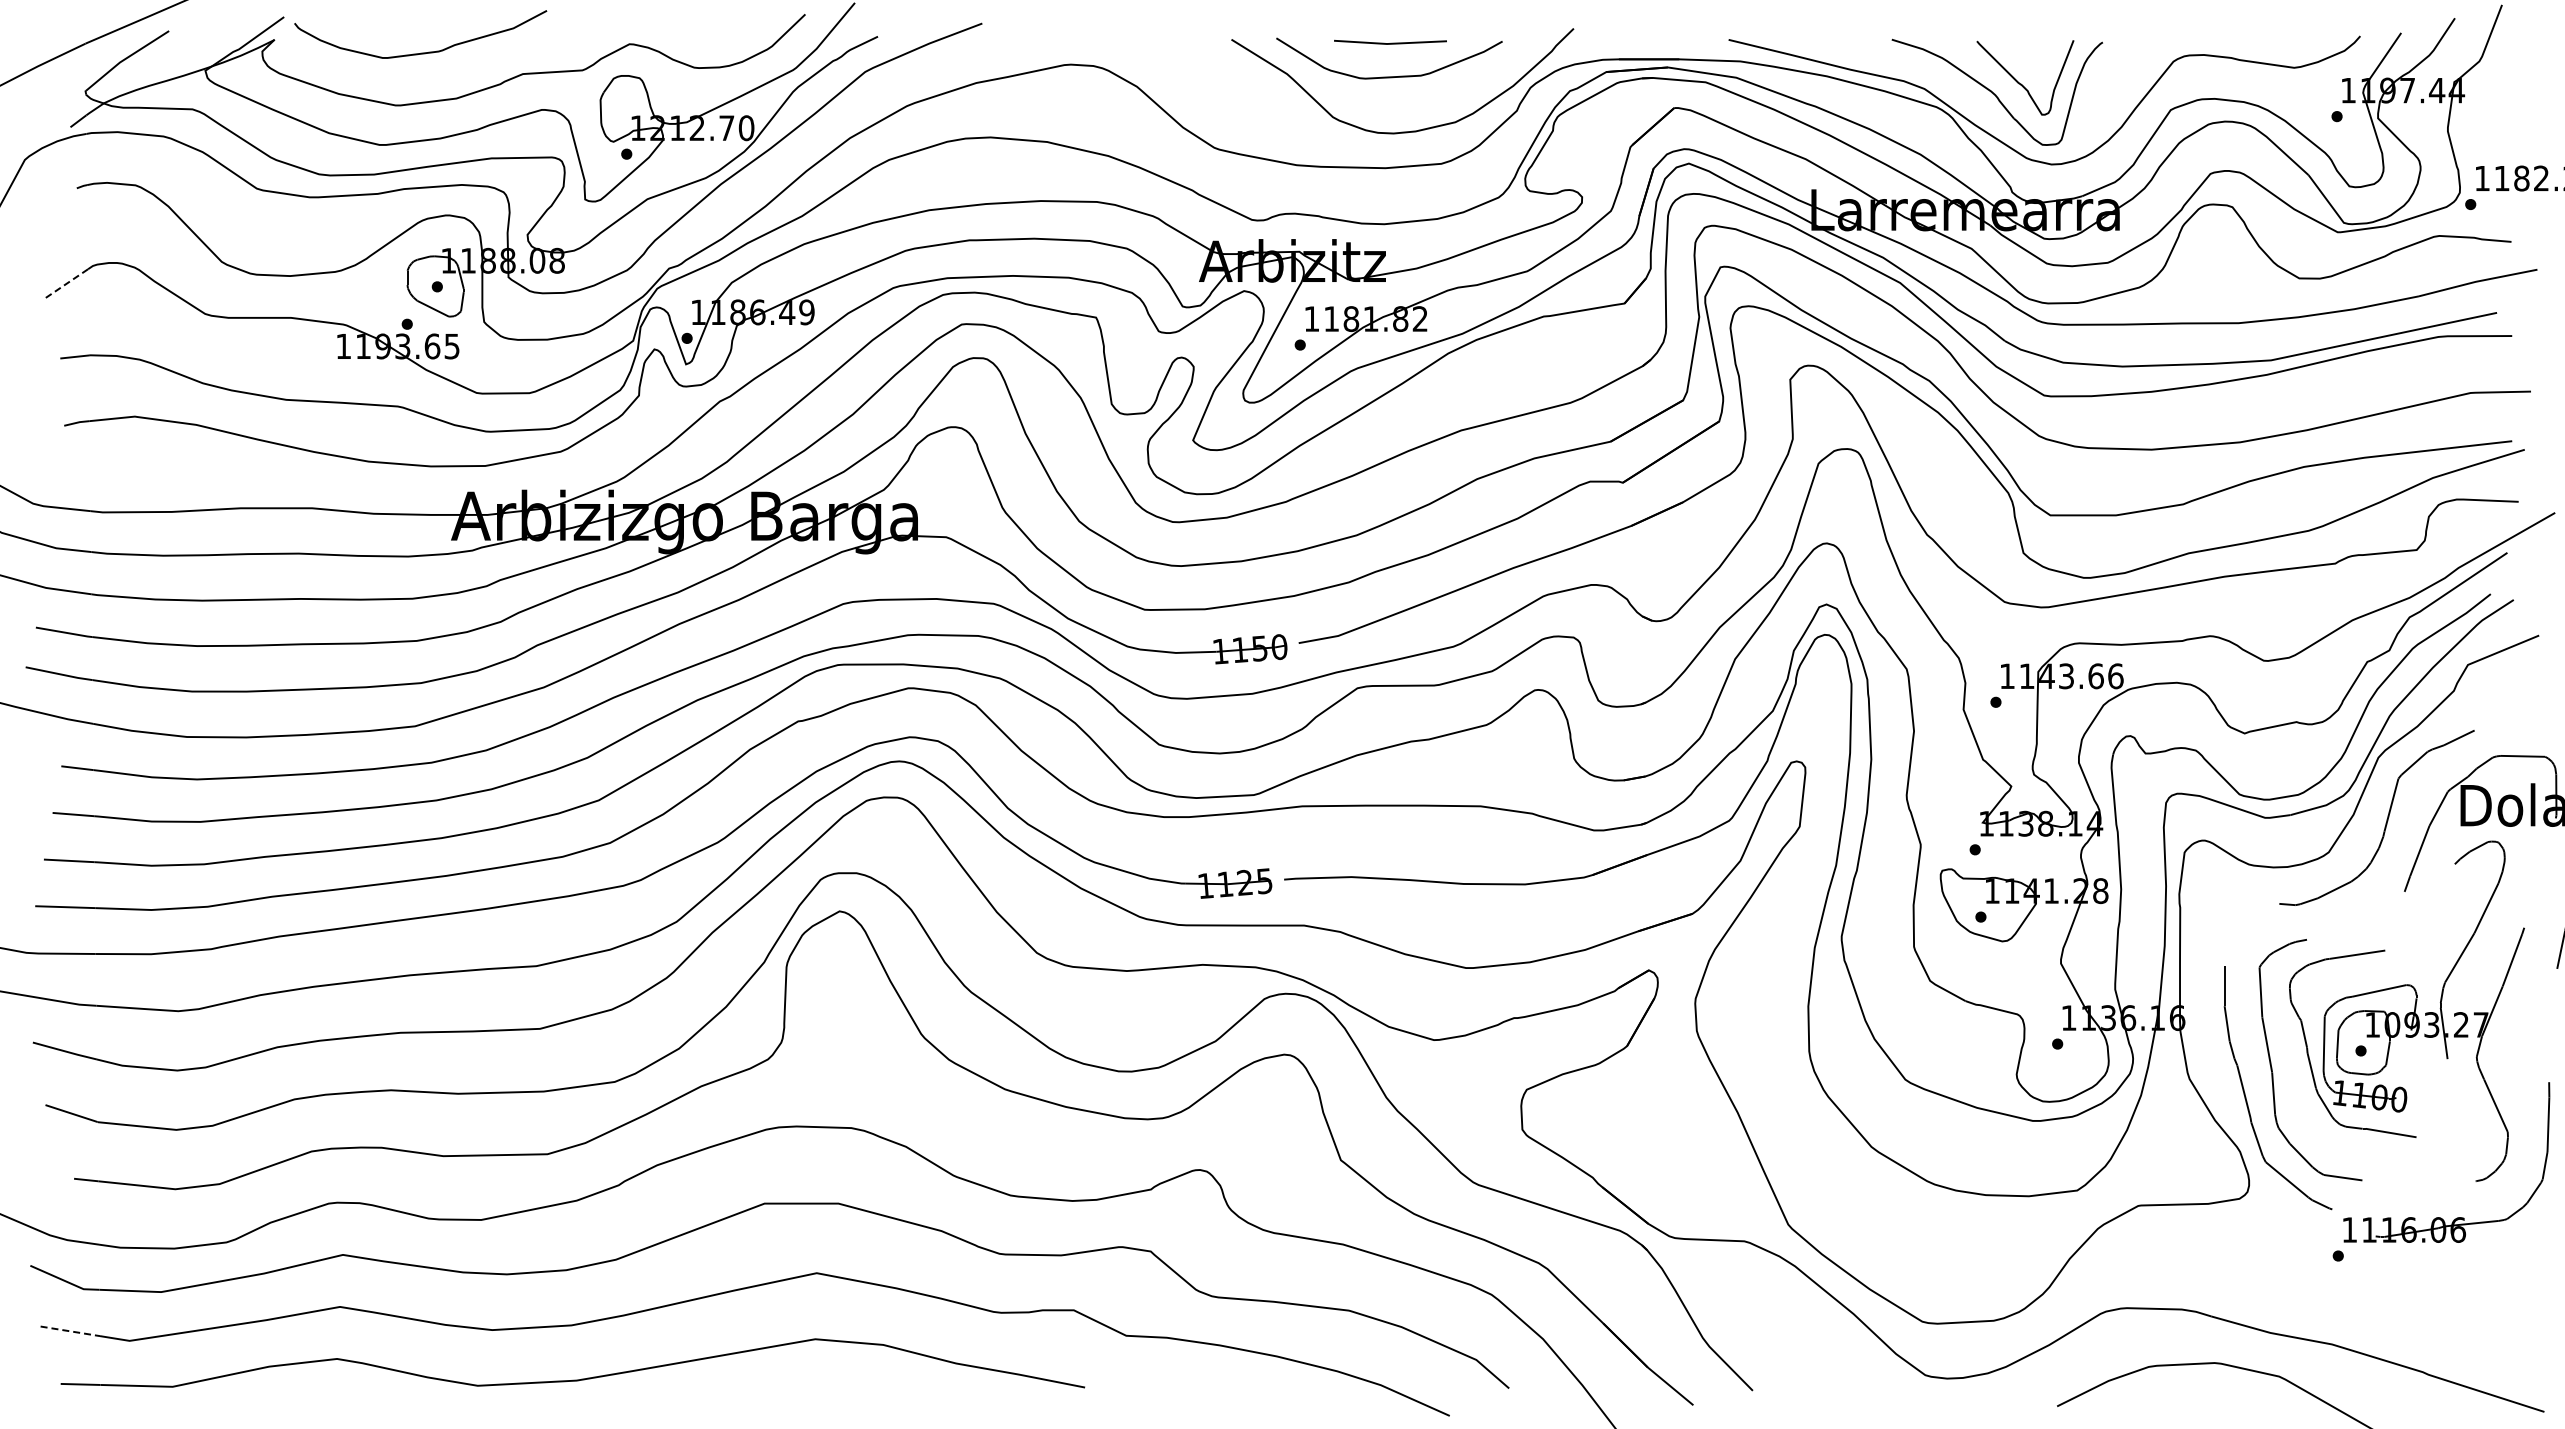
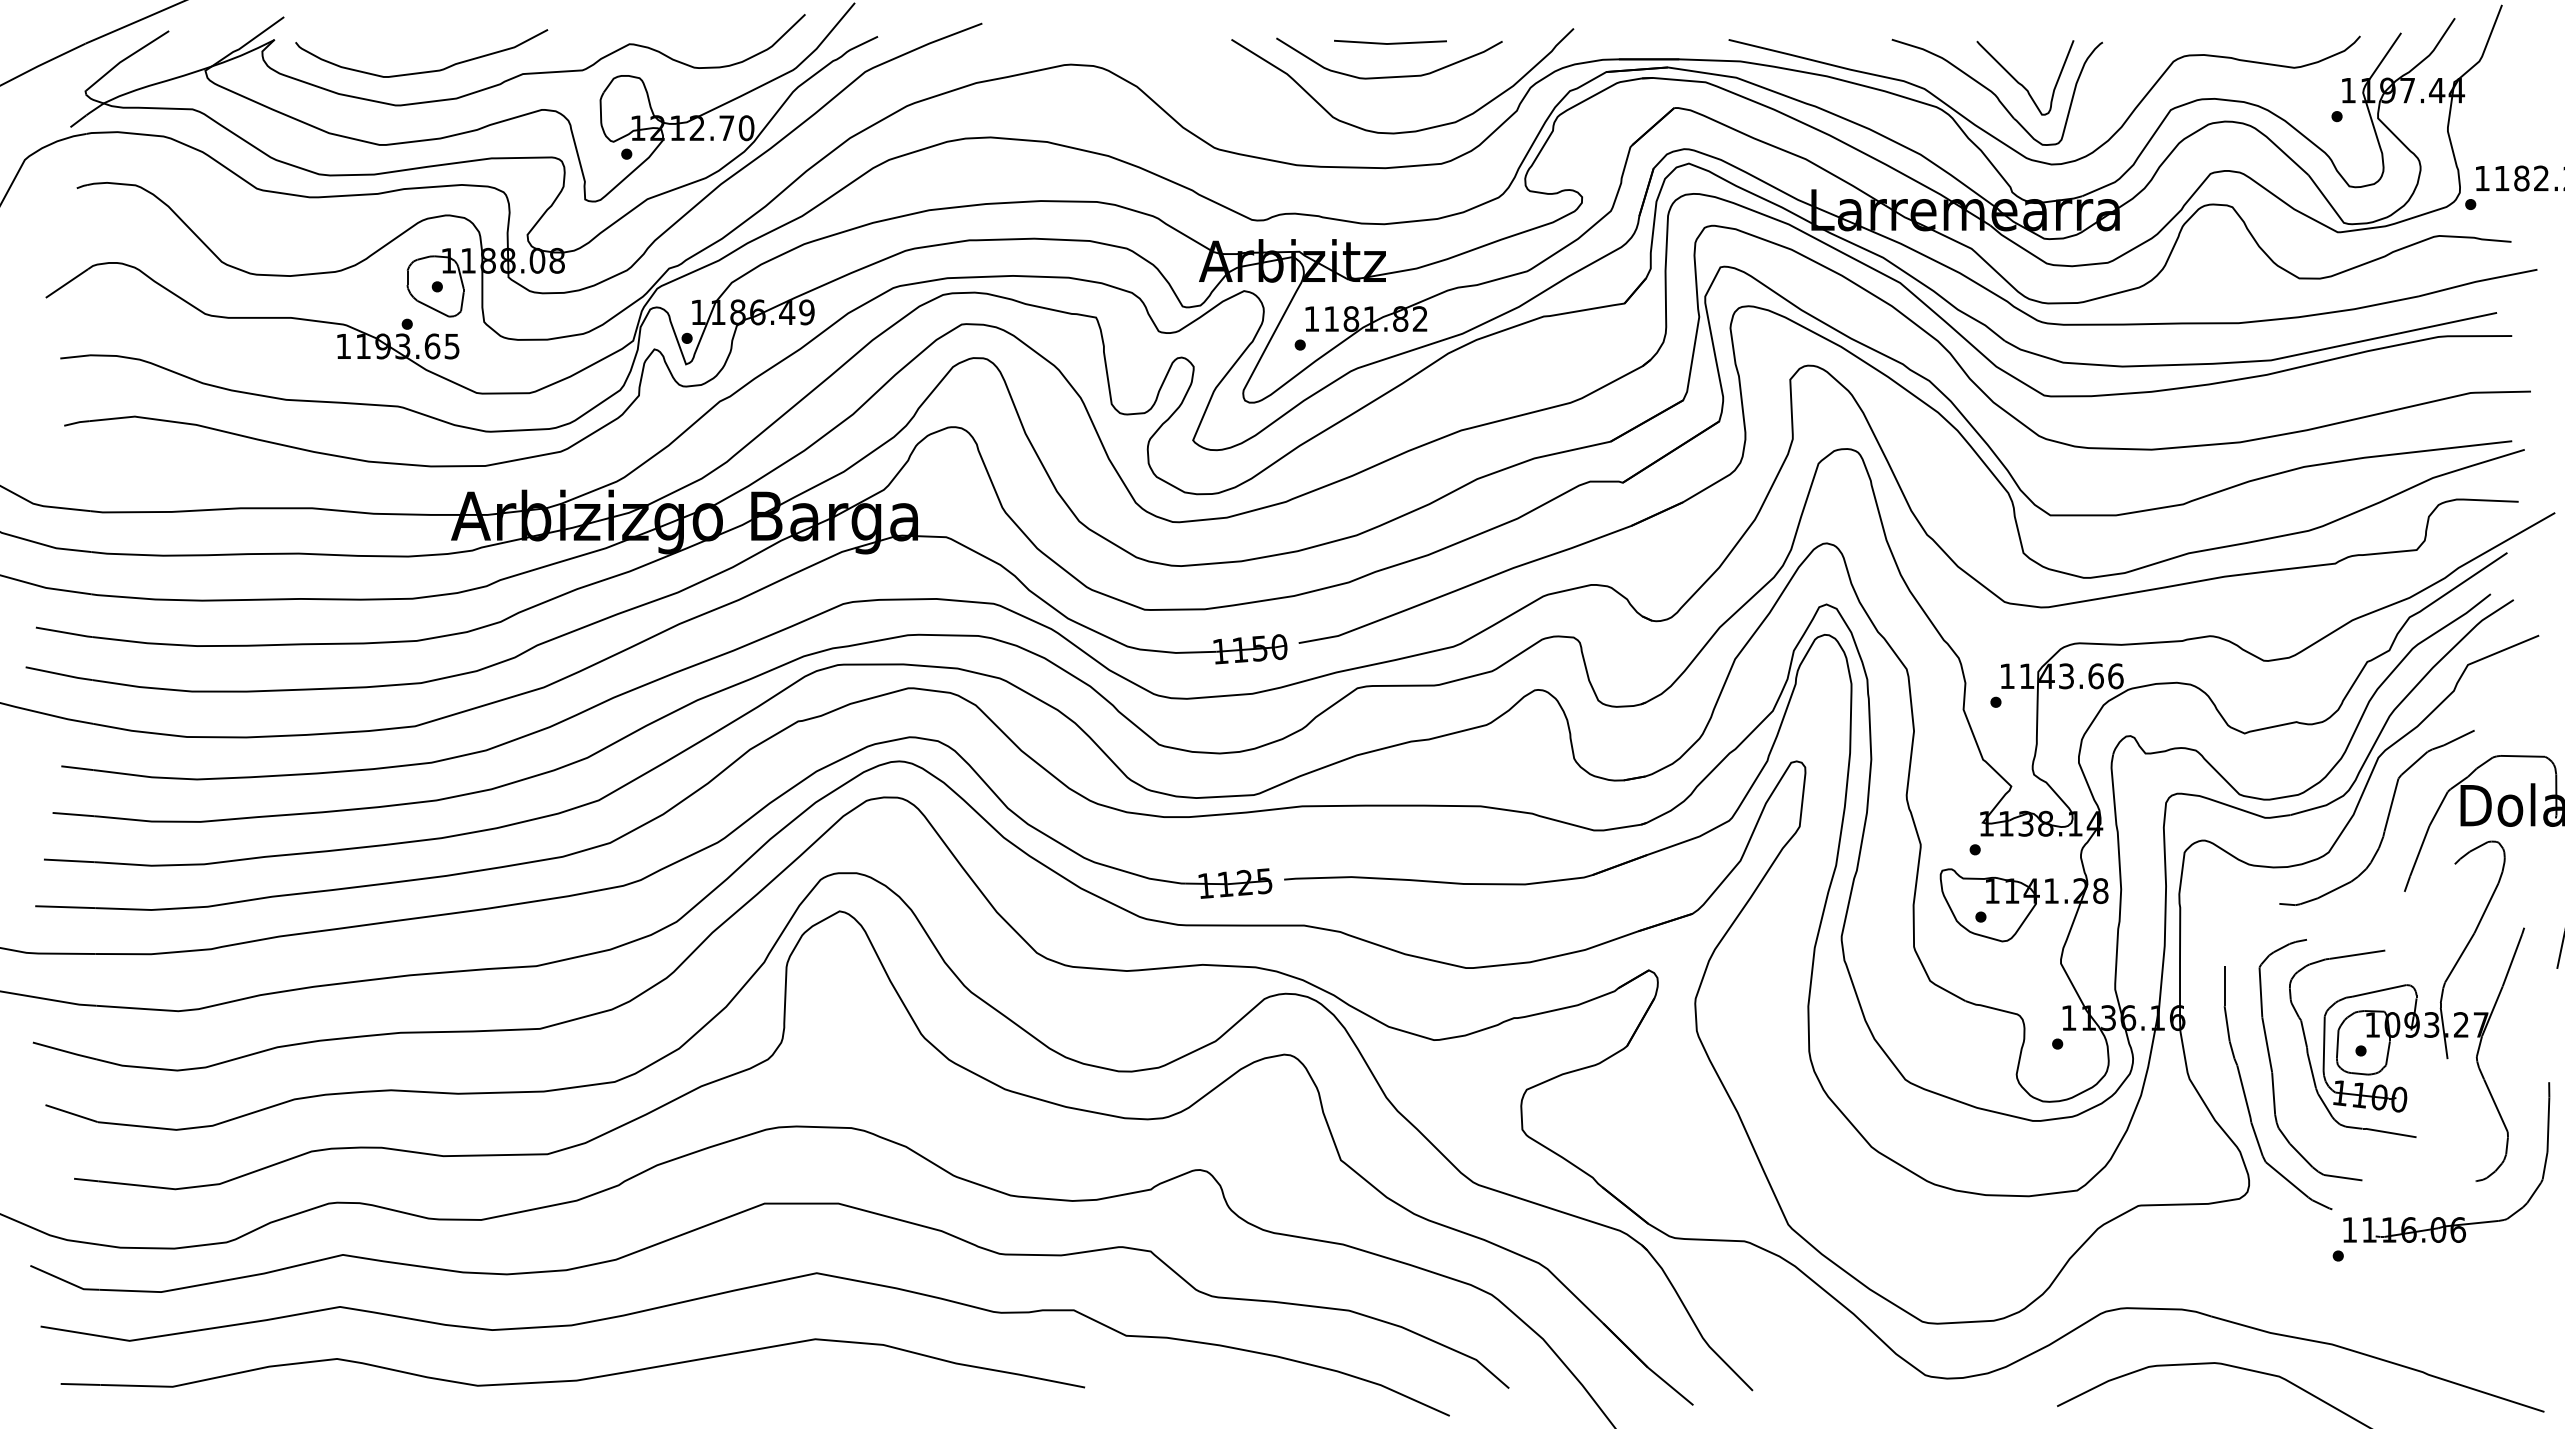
curve position: (420, 52) -> (421, 71) (421, 71)
line: dashed -> solid (66, 283)
line: dashed -> solid (70, 1331)
